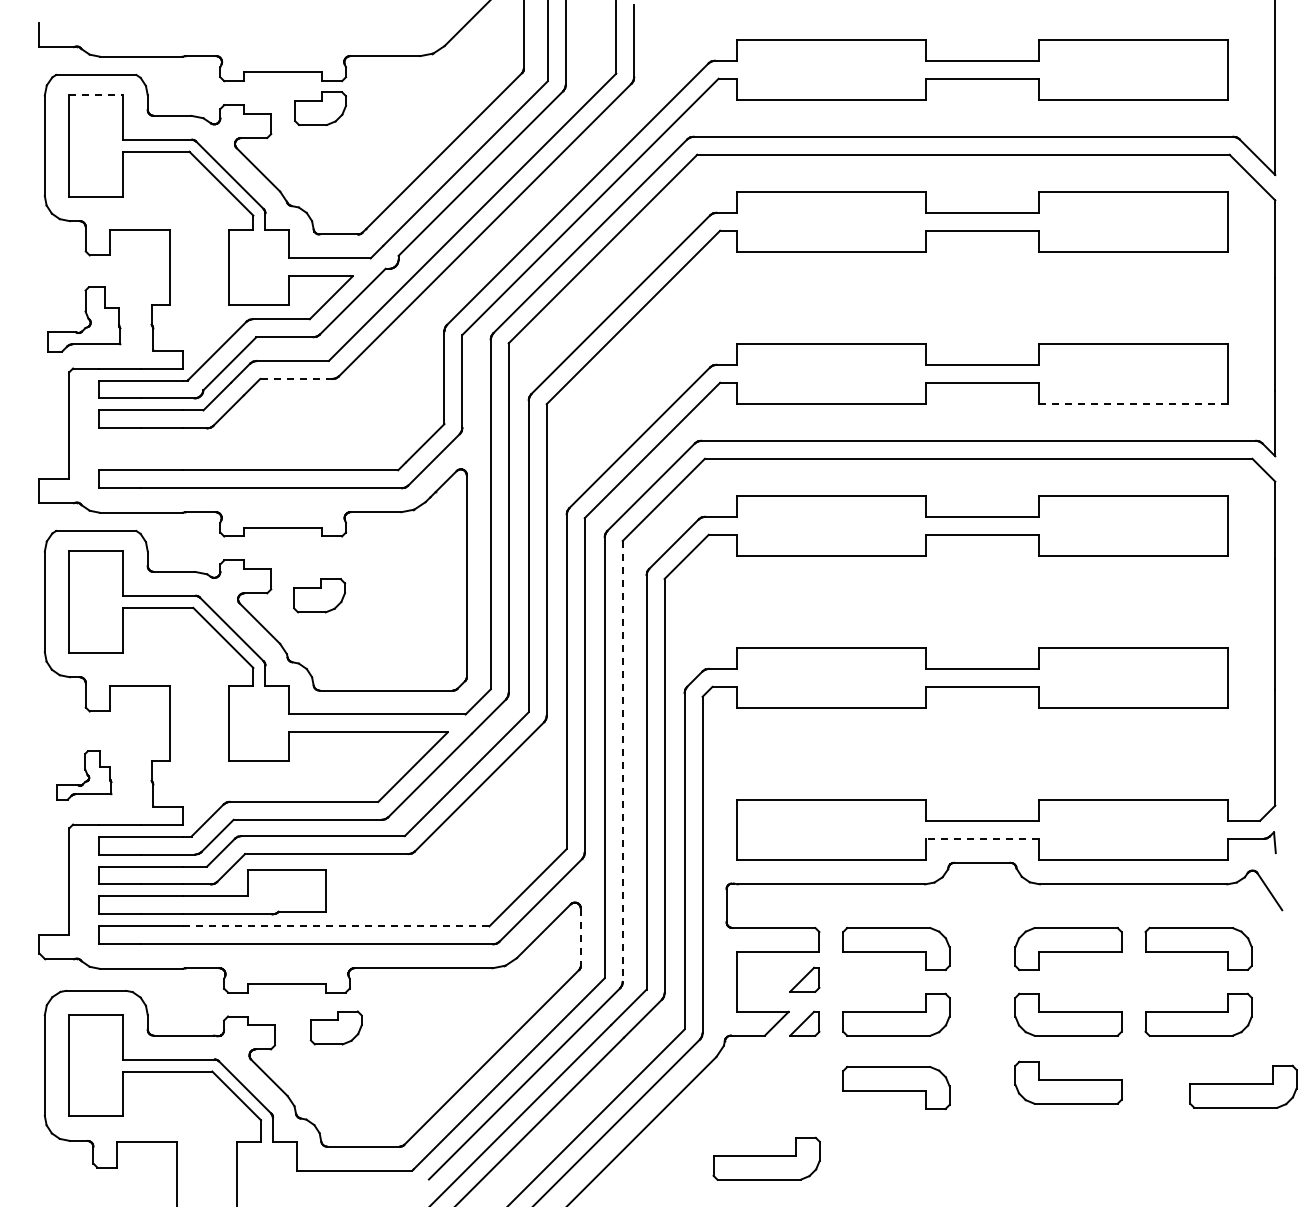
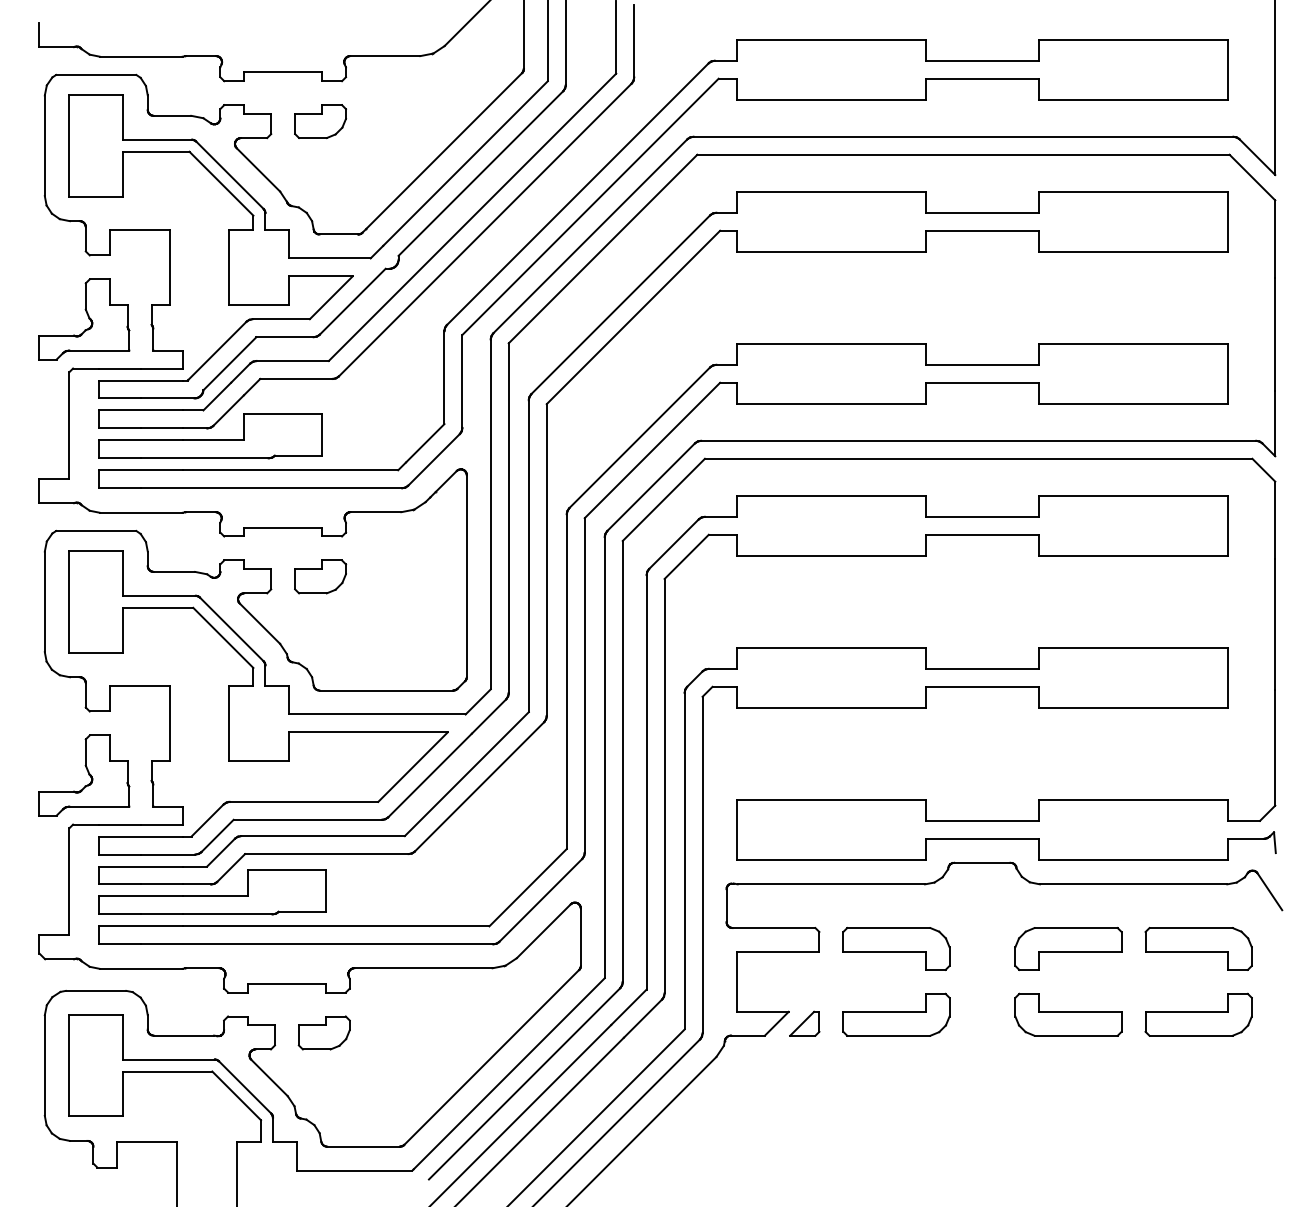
line: dashed -> solid (96, 94)
part position: (320, 108) -> (320, 121) (320, 121)
part size: 75x67 px -> 93x83 px (84, 319)
line: dashed -> solid (295, 378)
line: dashed -> solid (1133, 403)
part: none -> present (210, 436)
part position: (319, 595) -> (320, 576) (320, 576)
line: dashed -> solid (622, 761)
part size: 57x51 px -> 93x83 px (84, 775)
line: dashed -> solid (982, 838)
line: dashed -> solid (336, 926)
line: dashed -> solid (580, 937)
part: present -> none (804, 979)
part position: (335, 1027) -> (323, 1032) (323, 1032)
part: present -> none (1068, 1082)
part: present -> none (1243, 1086)
part: present -> none (896, 1087)
part: present -> none (766, 1158)
